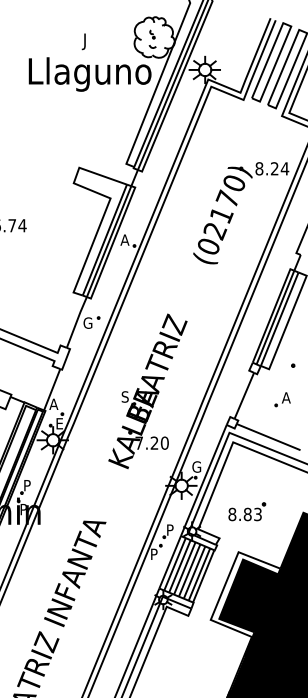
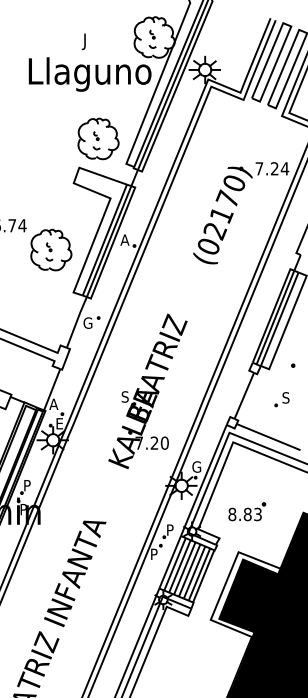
part: none -> present (98, 138)
text: 8.24 -> 7.24 (259, 168)
part: none -> present (51, 249)
text: A -> S (285, 397)
